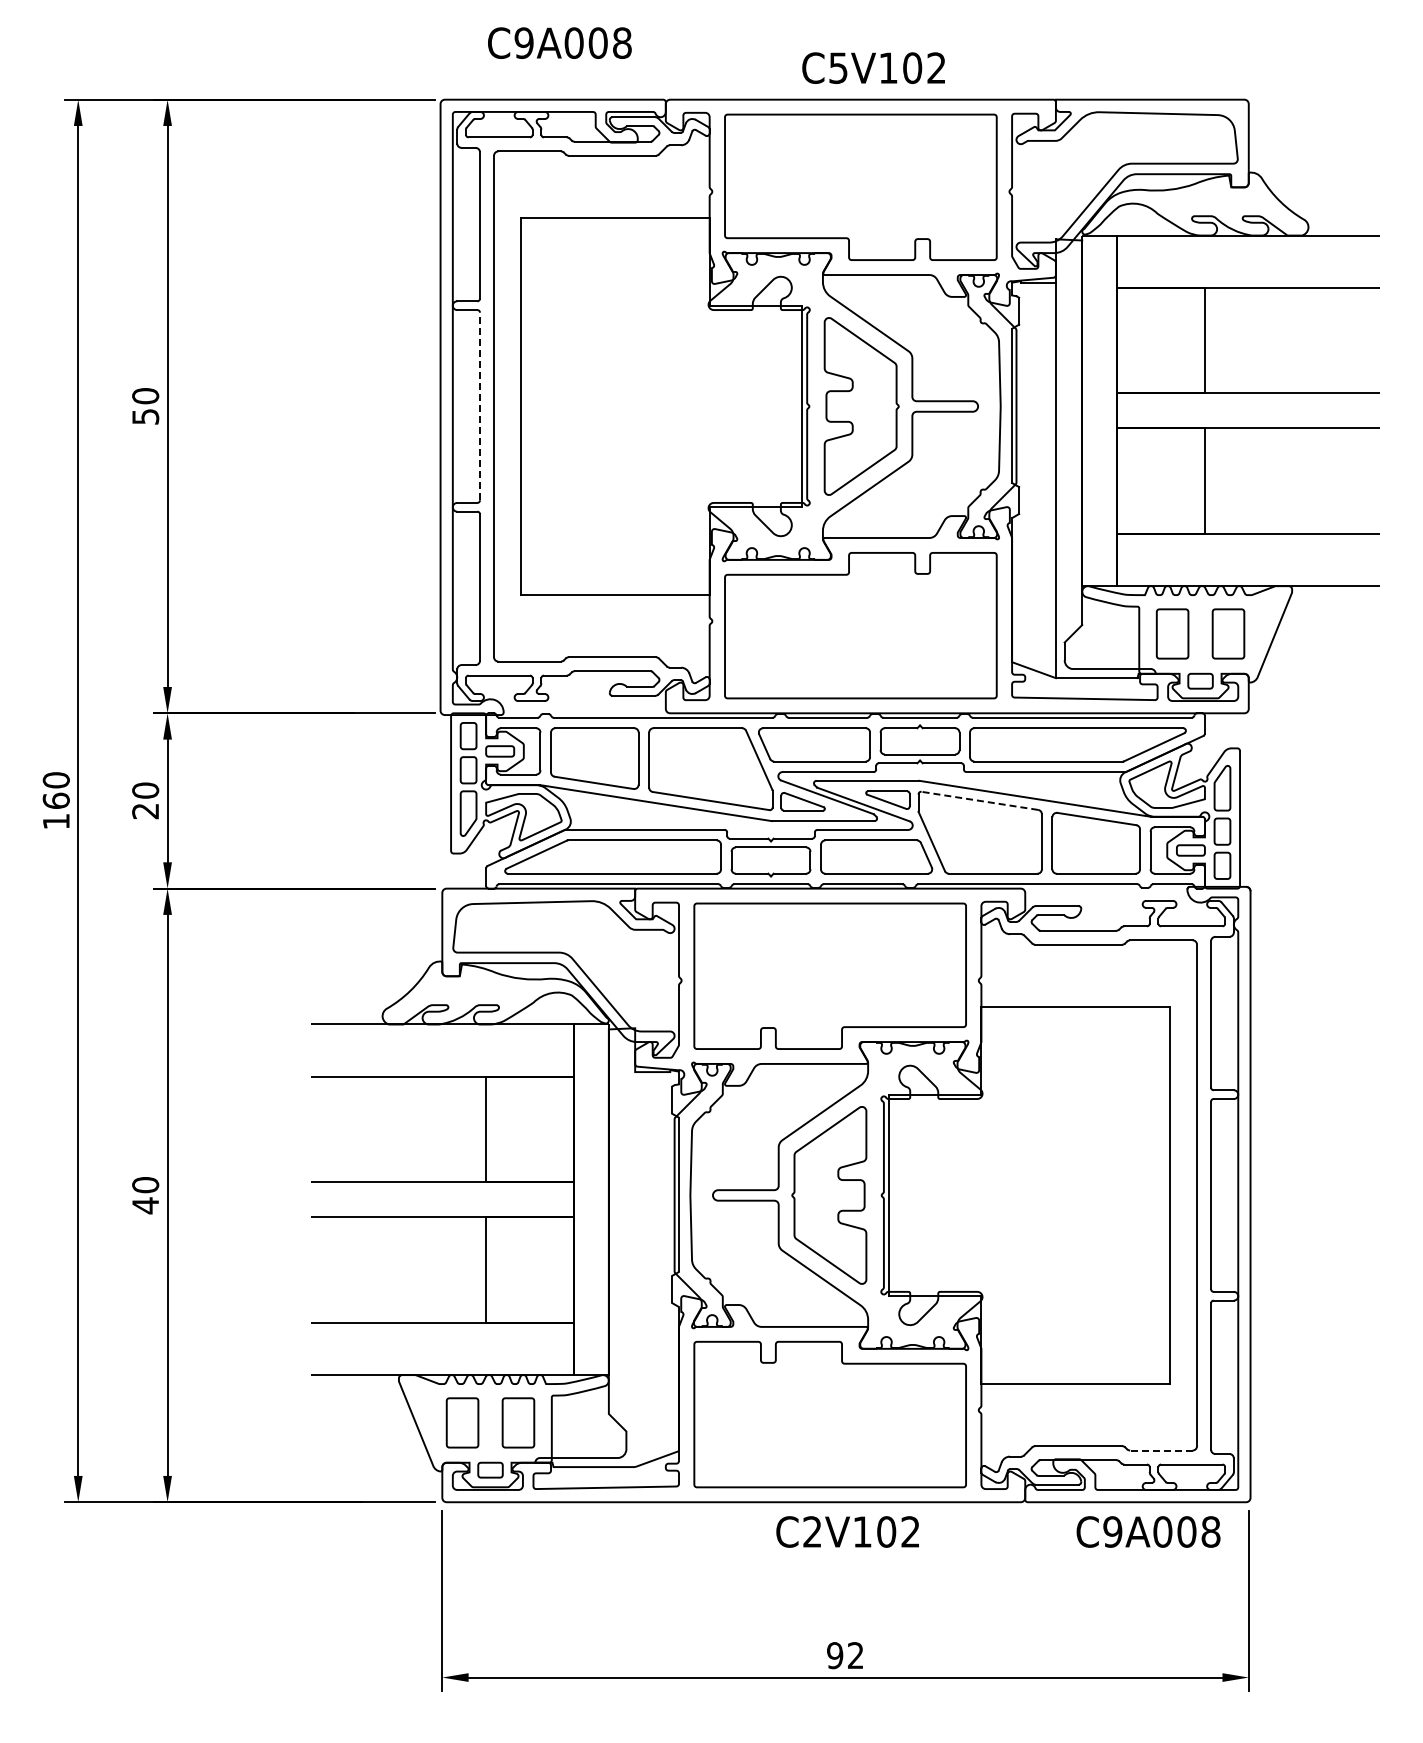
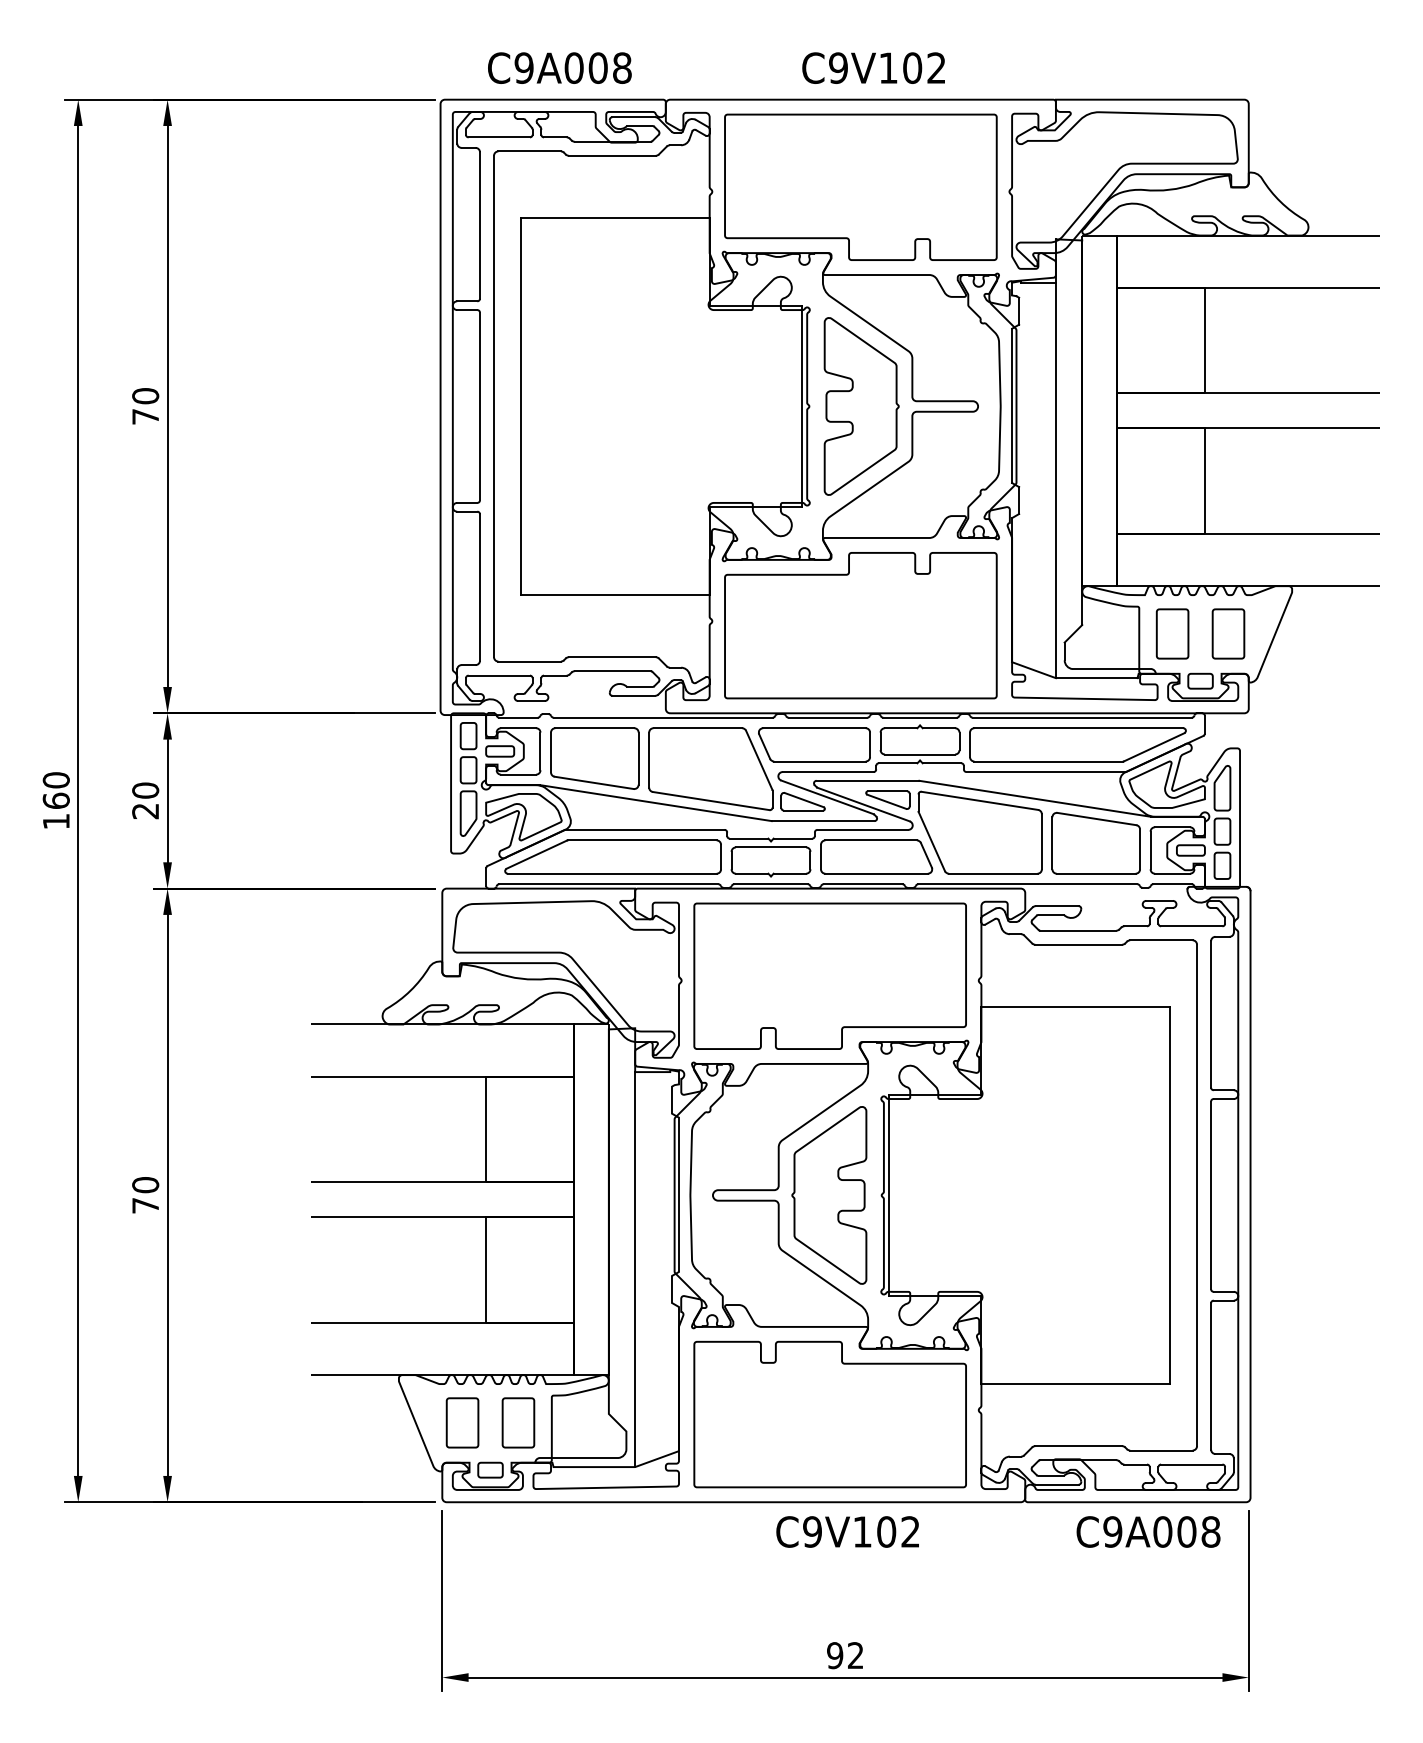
text position: (559, 42) -> (559, 67) (559, 67)
text: C5V102 -> C9V102 (838, 67)
line: dashed -> solid (480, 406)
text: 50 -> 70 (145, 416)
line: dashed -> solid (979, 800)
text: 40 -> 70 (145, 1205)
line: none -> present (635, 1269)
line: dashed -> solid (1160, 1450)
text: C2V102 -> C9V102 (812, 1531)
